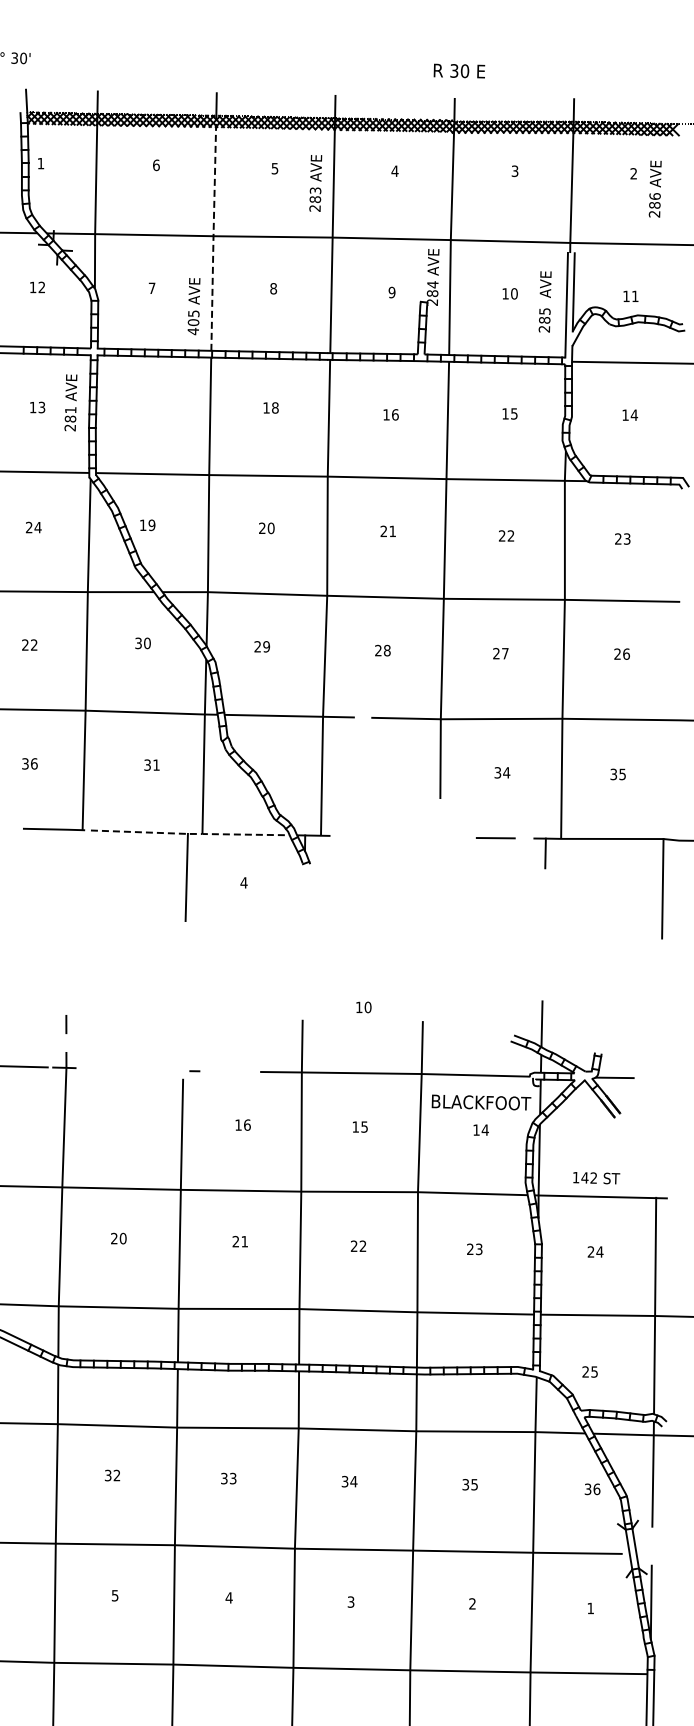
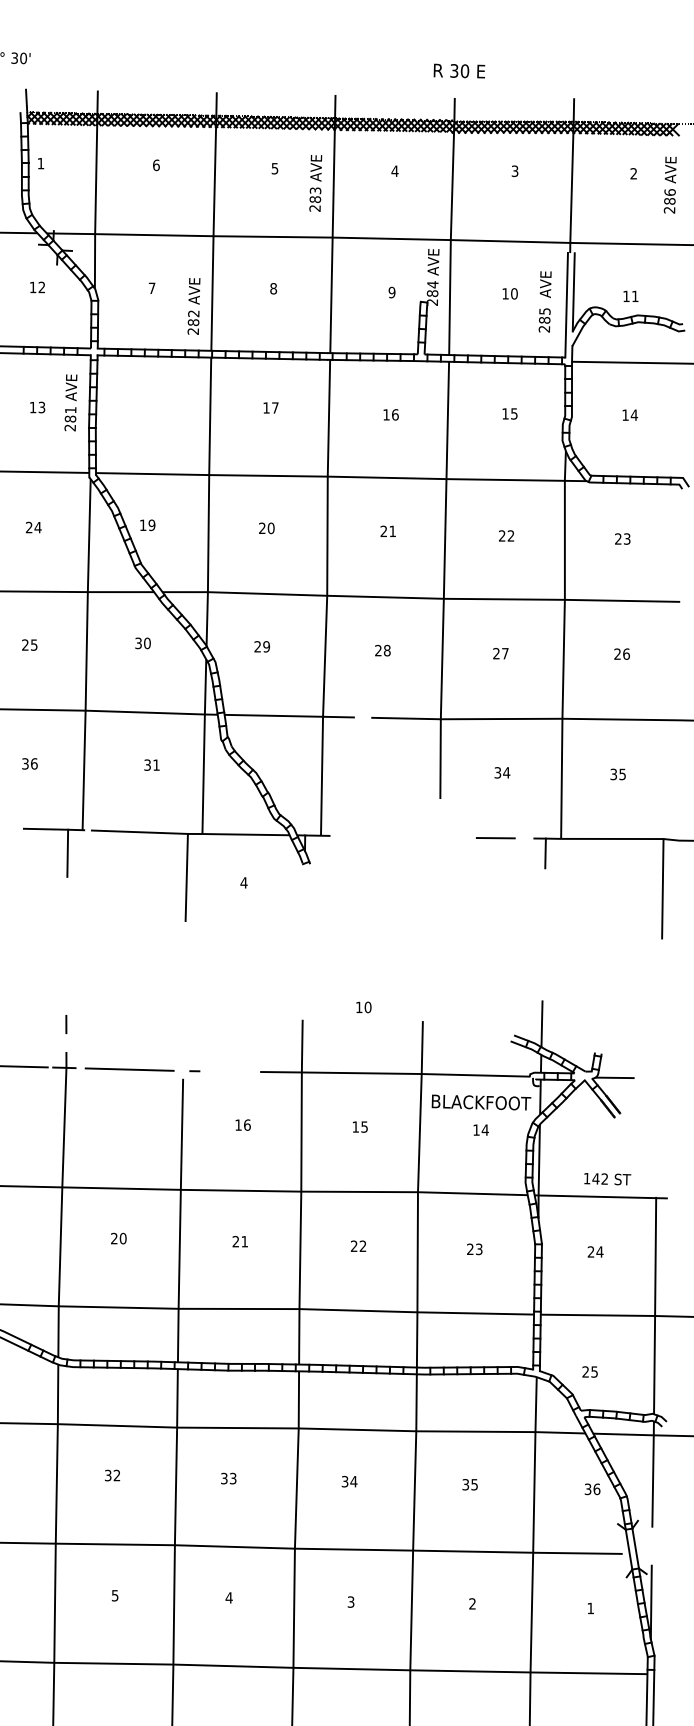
text position: (654, 188) -> (669, 184) (669, 184)
line: dashed -> solid (213, 233)
text: 405 -> 282 (193, 322)
text: 18 -> 17 (275, 407)
text: 22 -> 25 (34, 644)
line: dashed -> solid (190, 833)
line: none -> present (67, 852)
line: none -> present (129, 1069)
text position: (596, 1178) -> (607, 1179) (607, 1179)
